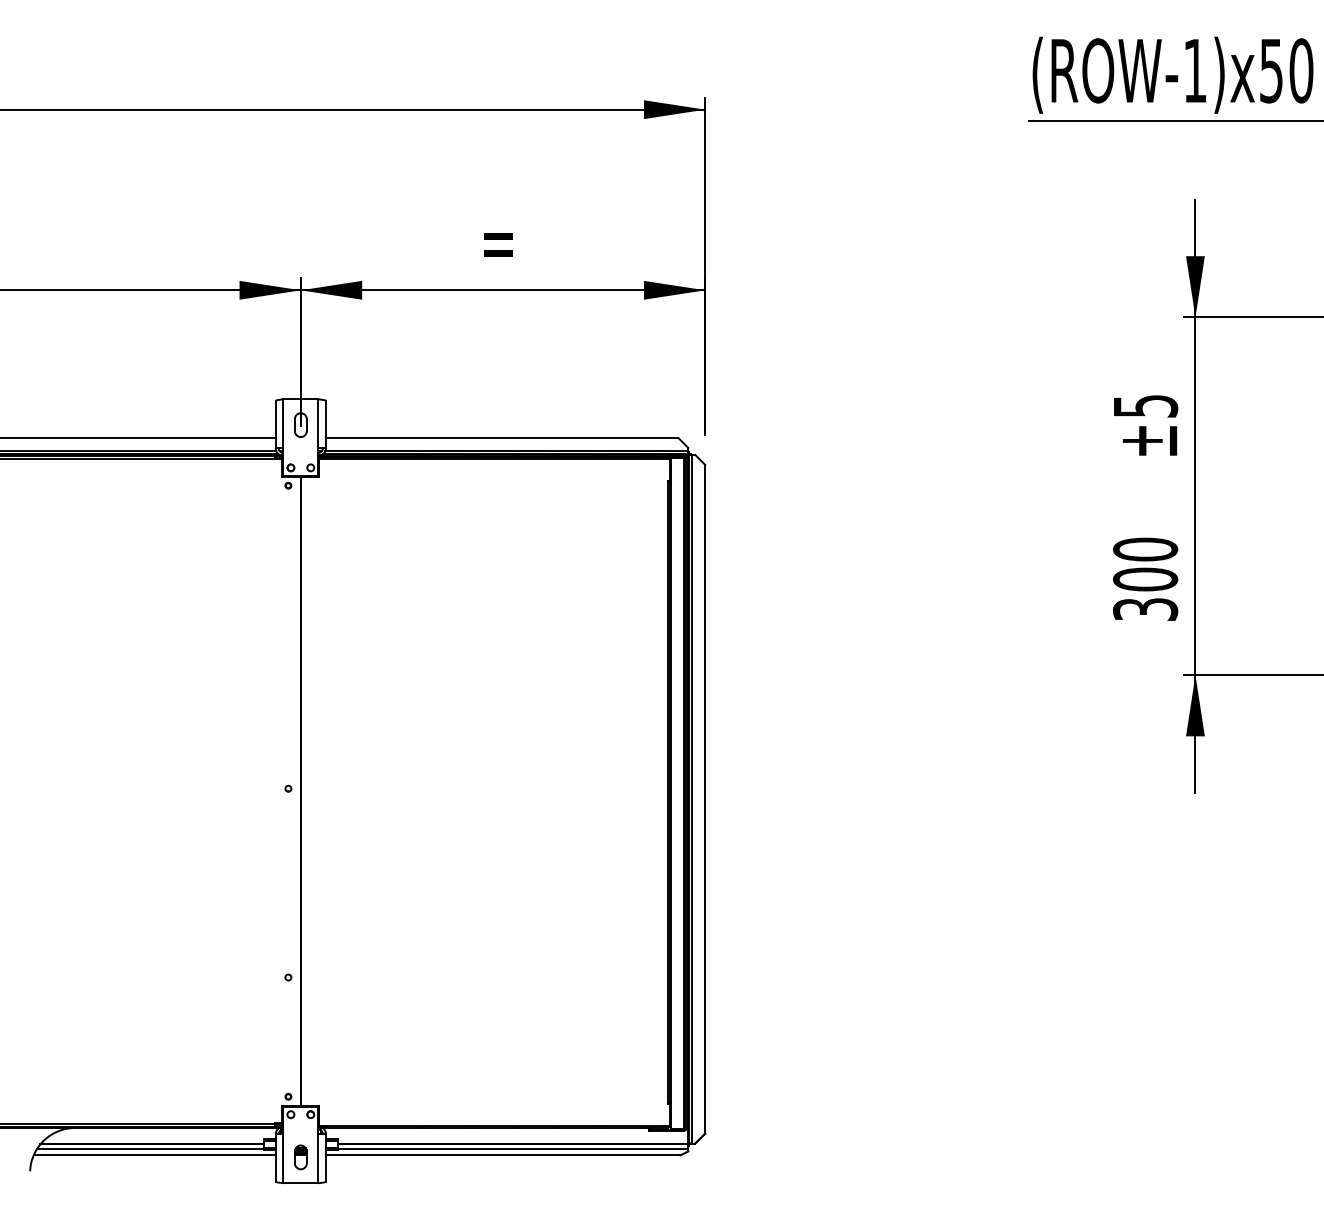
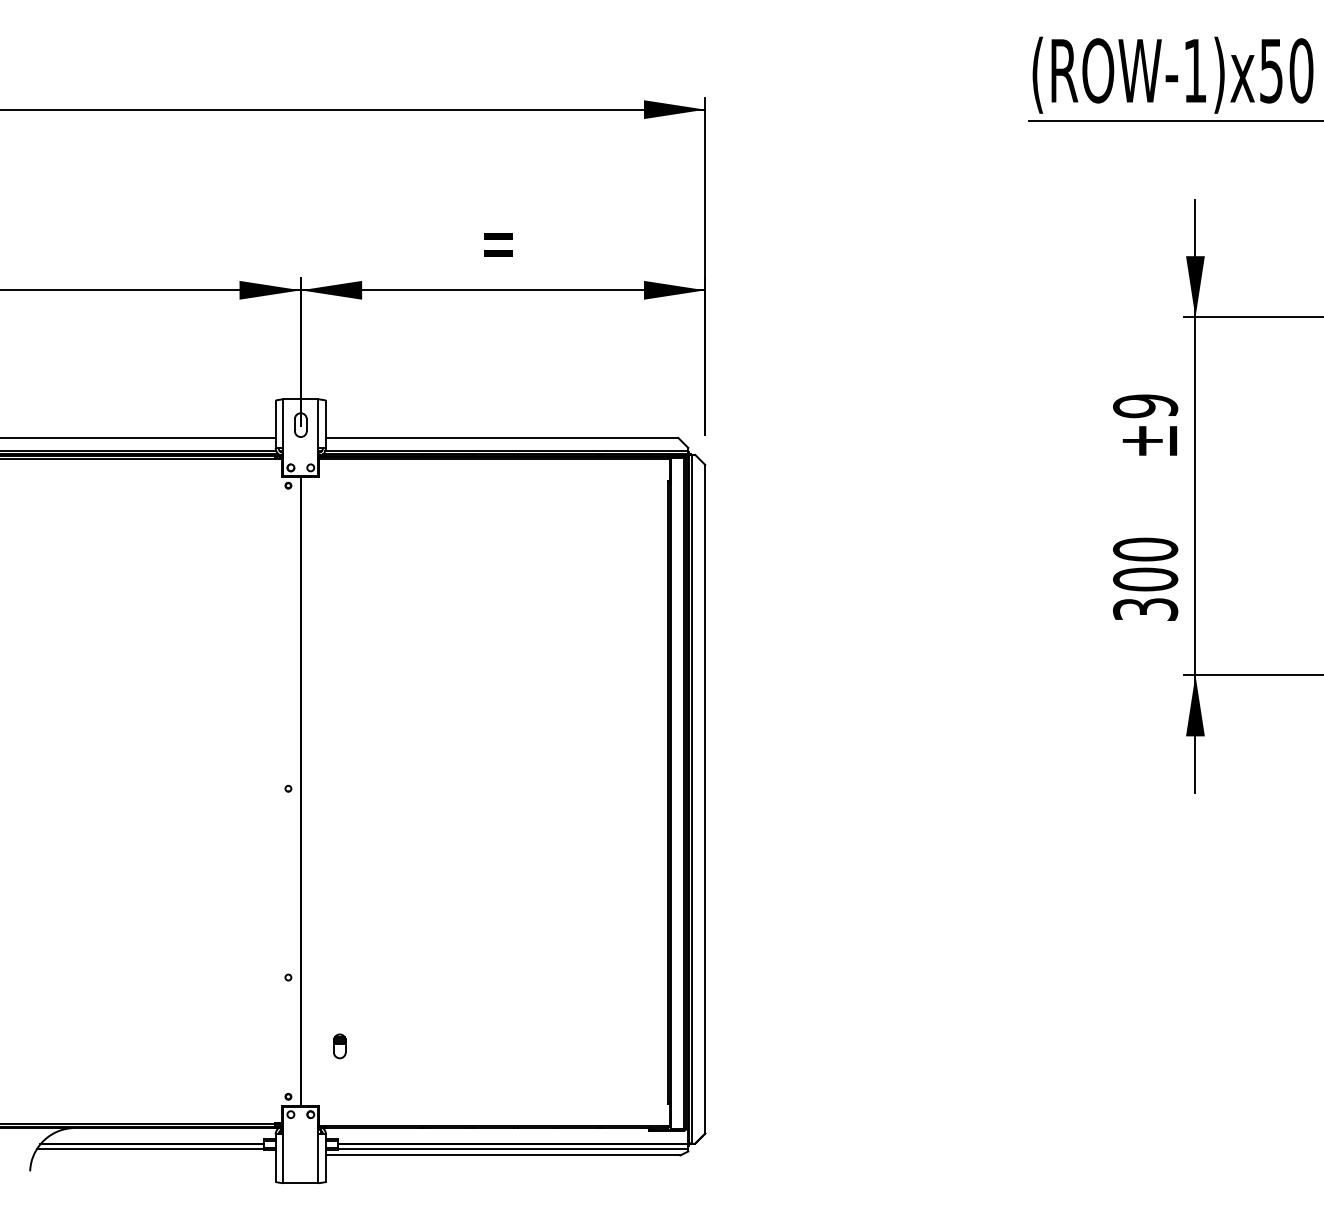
text: ±5 -> ±9 (1145, 406)
line: present -> none (154, 1155)
part position: (300, 1157) -> (339, 1046) (339, 1046)
